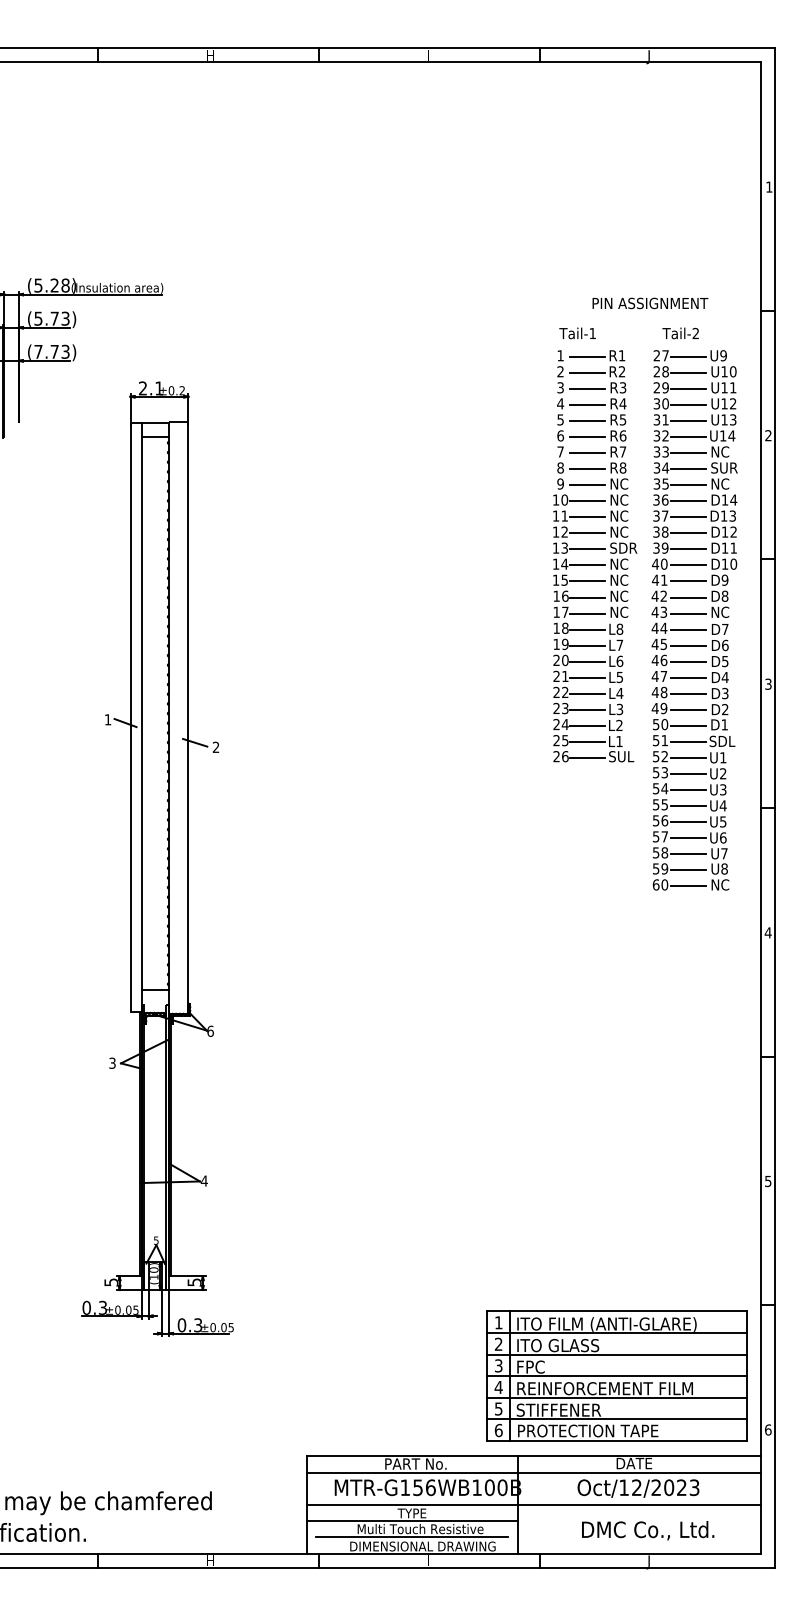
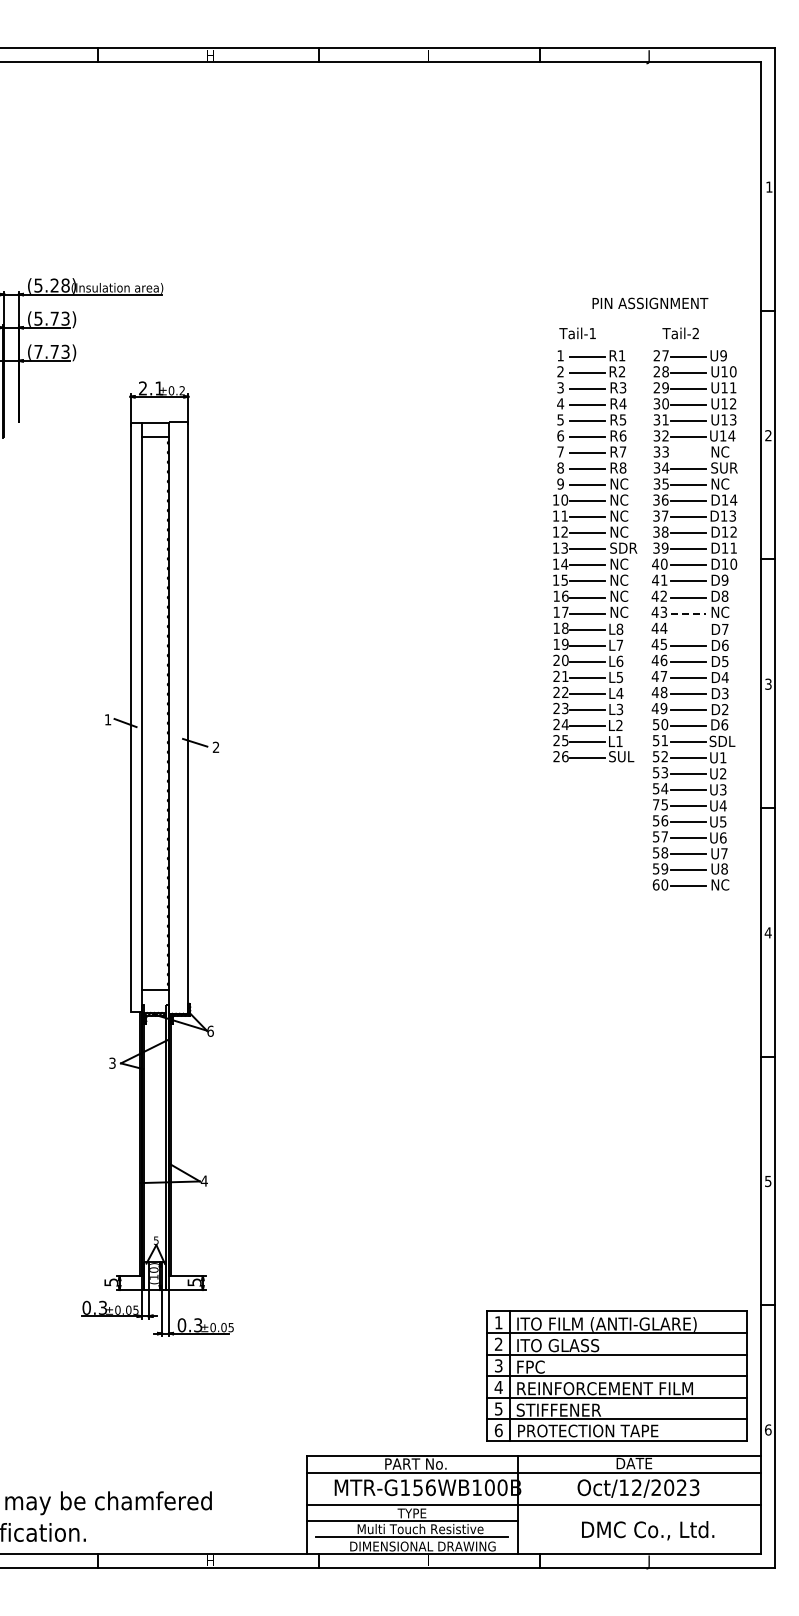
line: present -> none (687, 453)
line: solid -> dashed (688, 613)
line: present -> none (687, 629)
text: D1 -> D6 (724, 724)
text: 55 -> 75 (656, 804)
